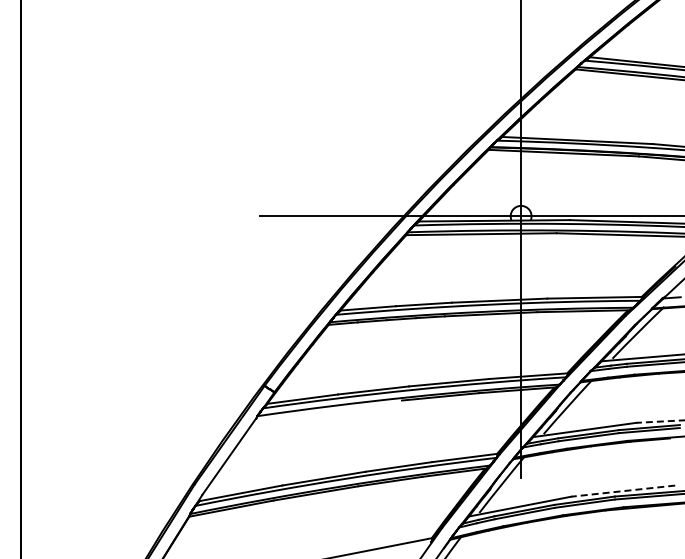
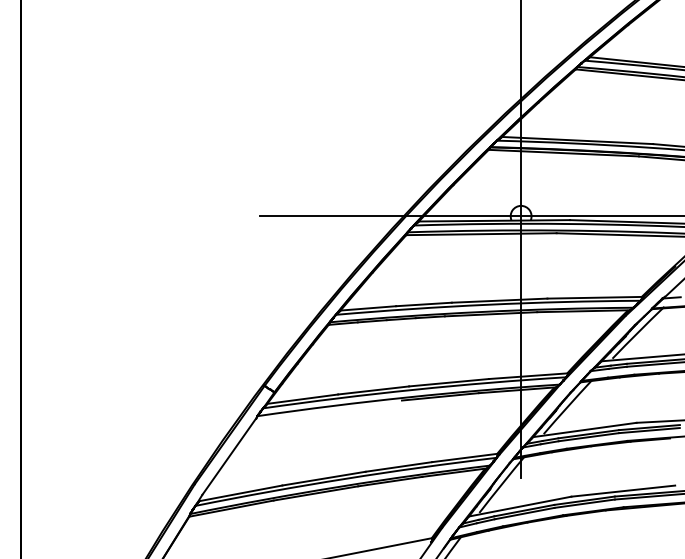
line: dashed -> solid (660, 421)
line: dashed -> solid (622, 491)
